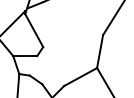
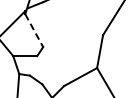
line: solid -> dashed (34, 30)
